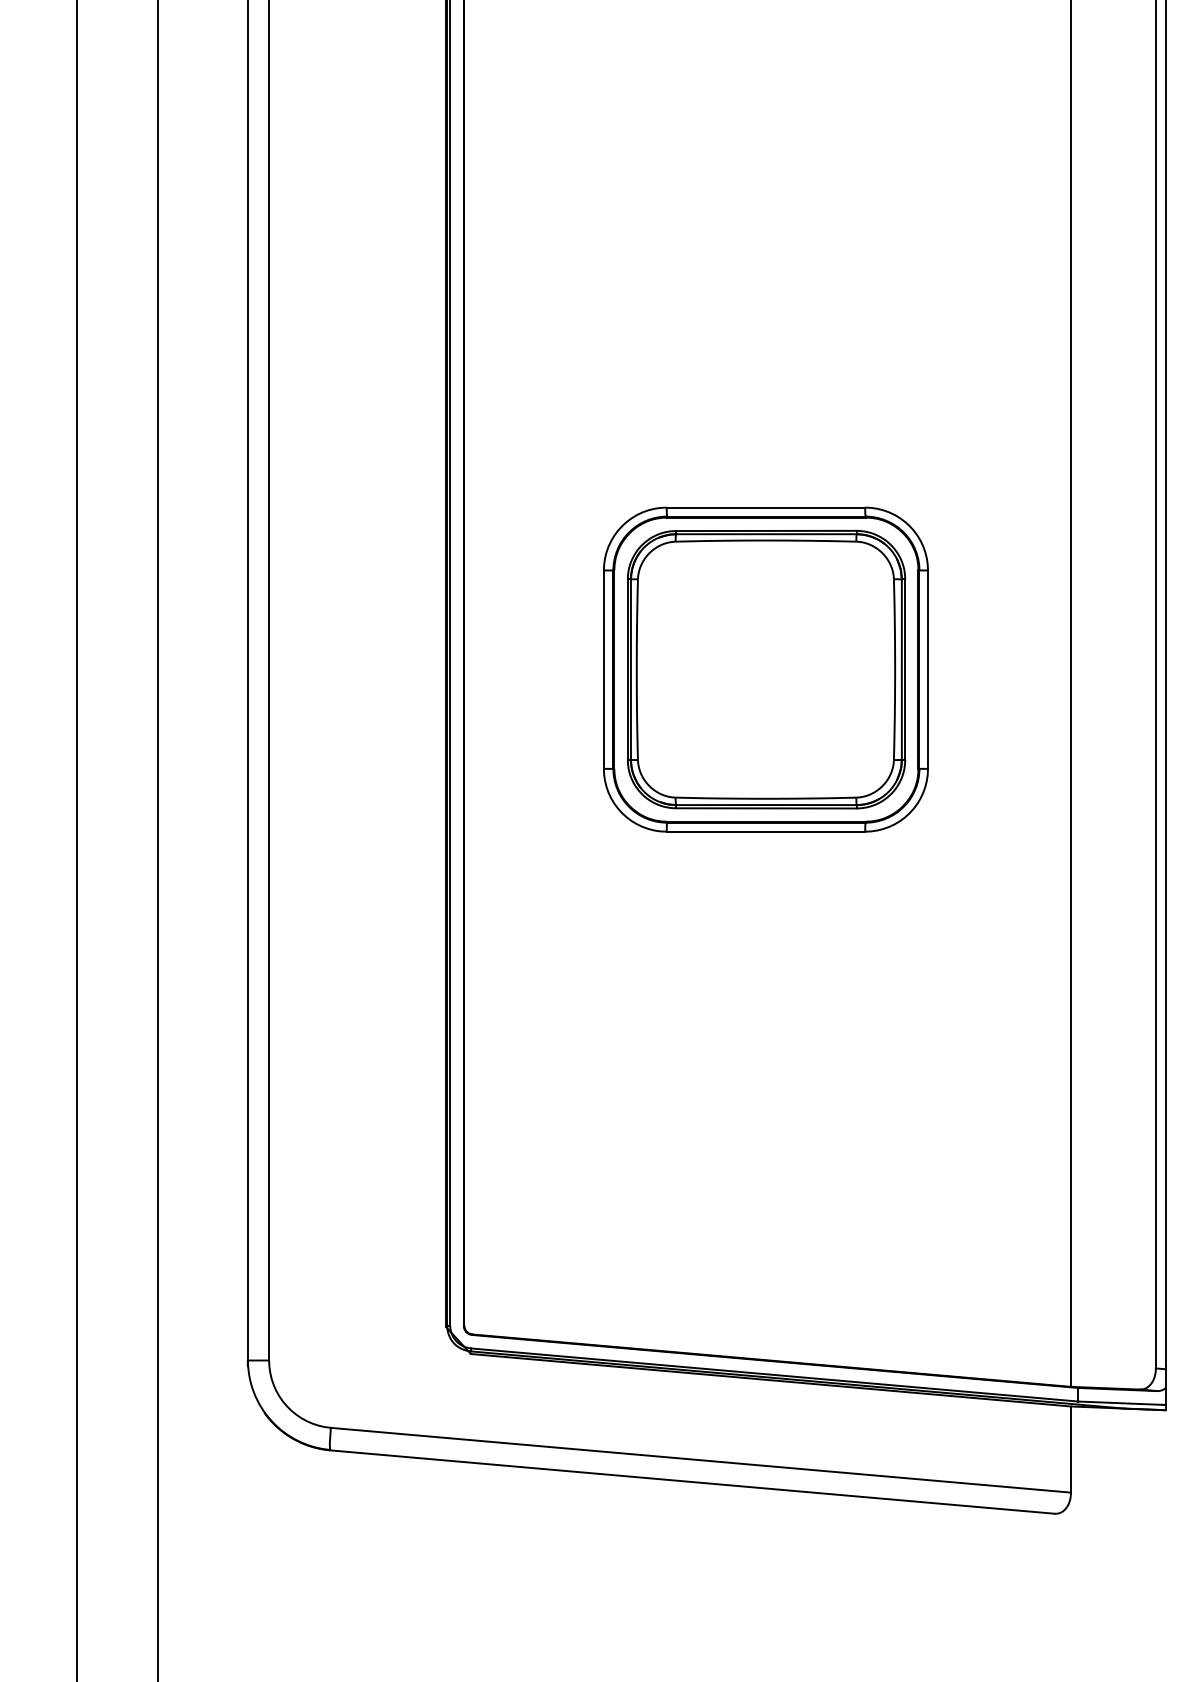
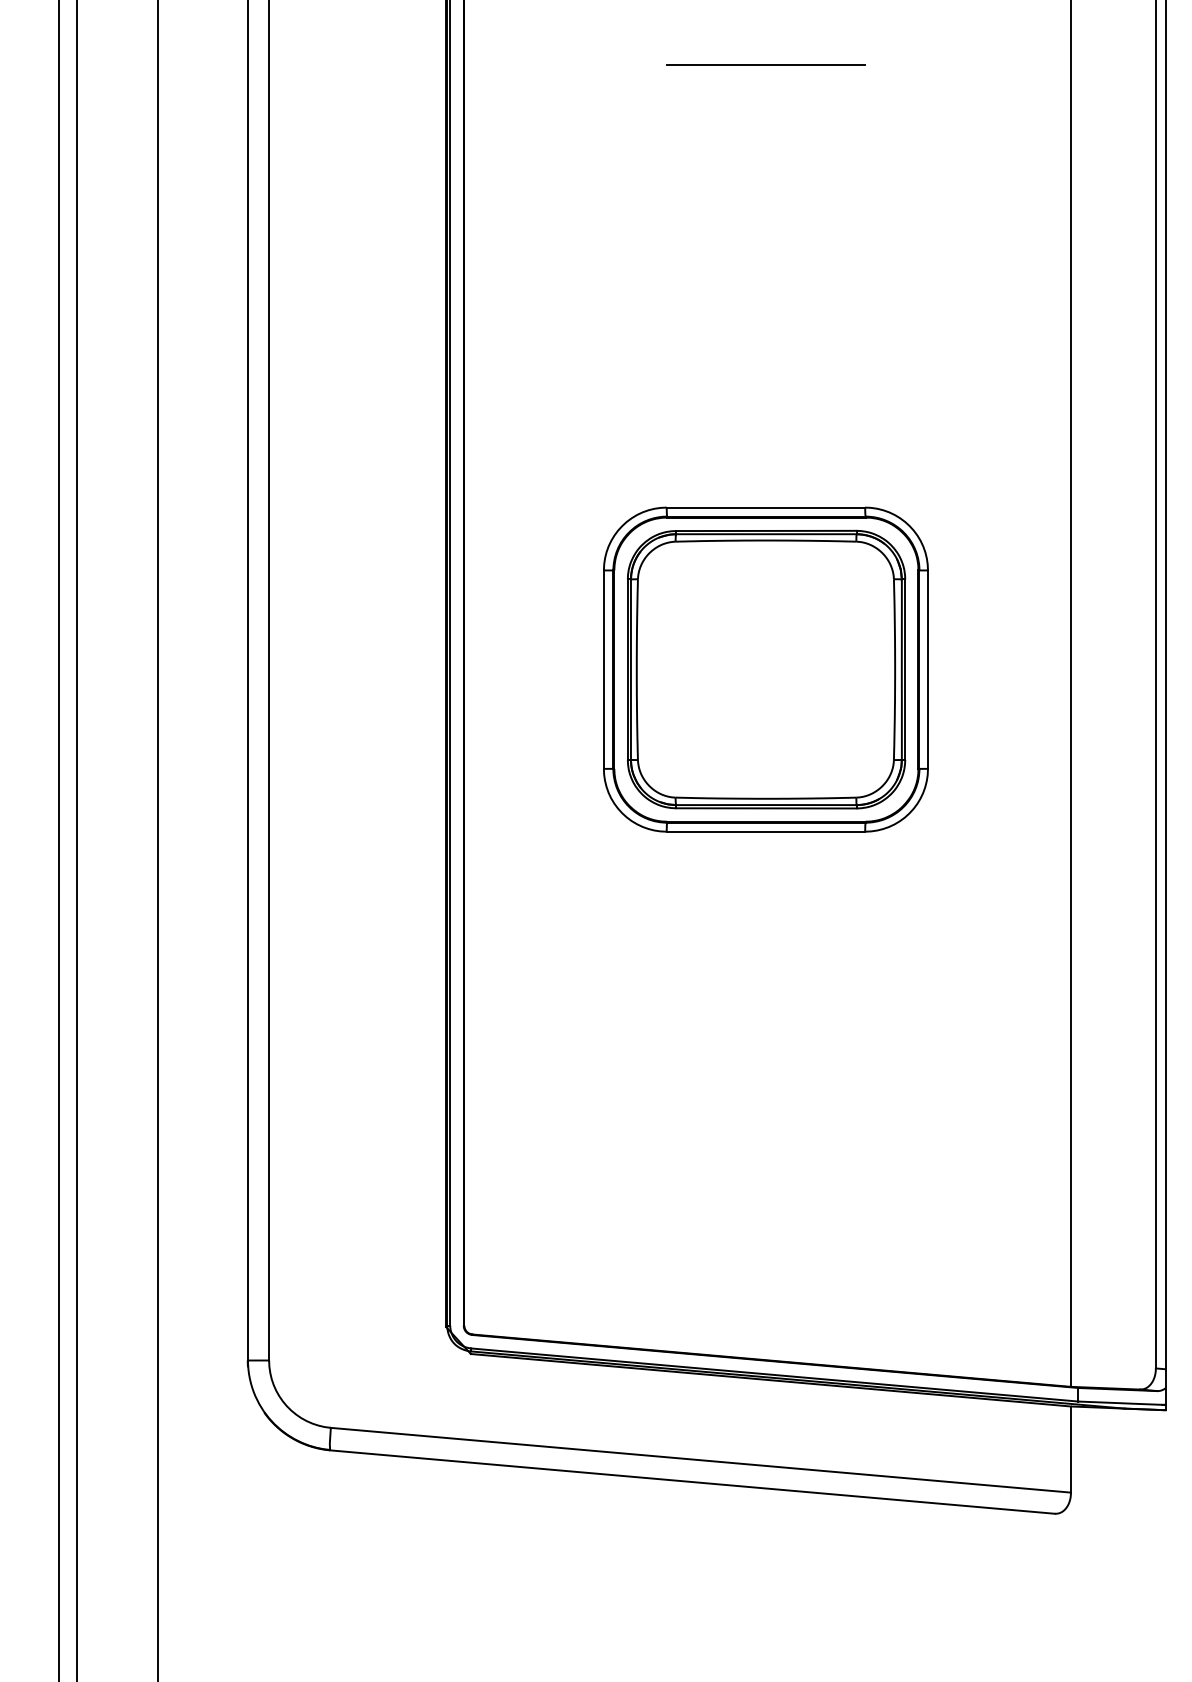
line: none -> present (765, 64)
line: none -> present (58, 840)
